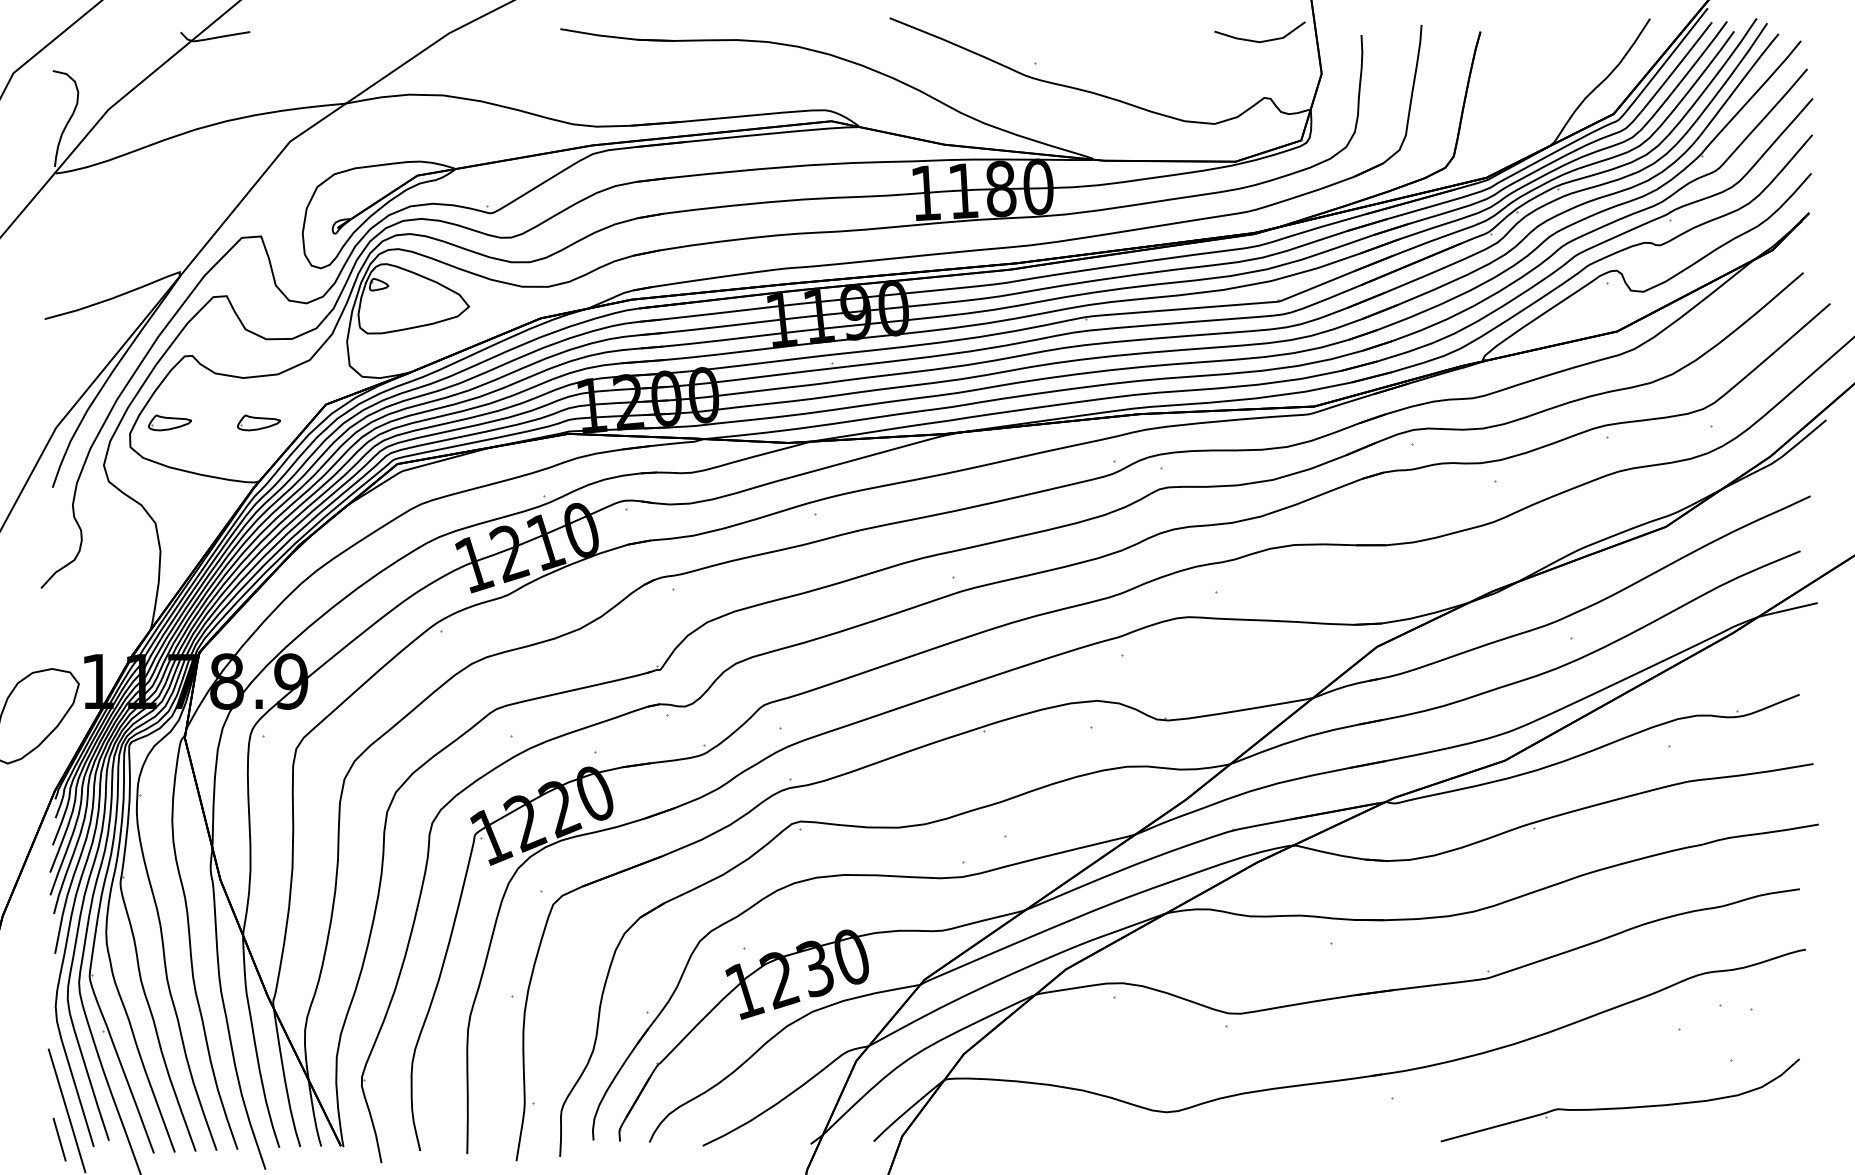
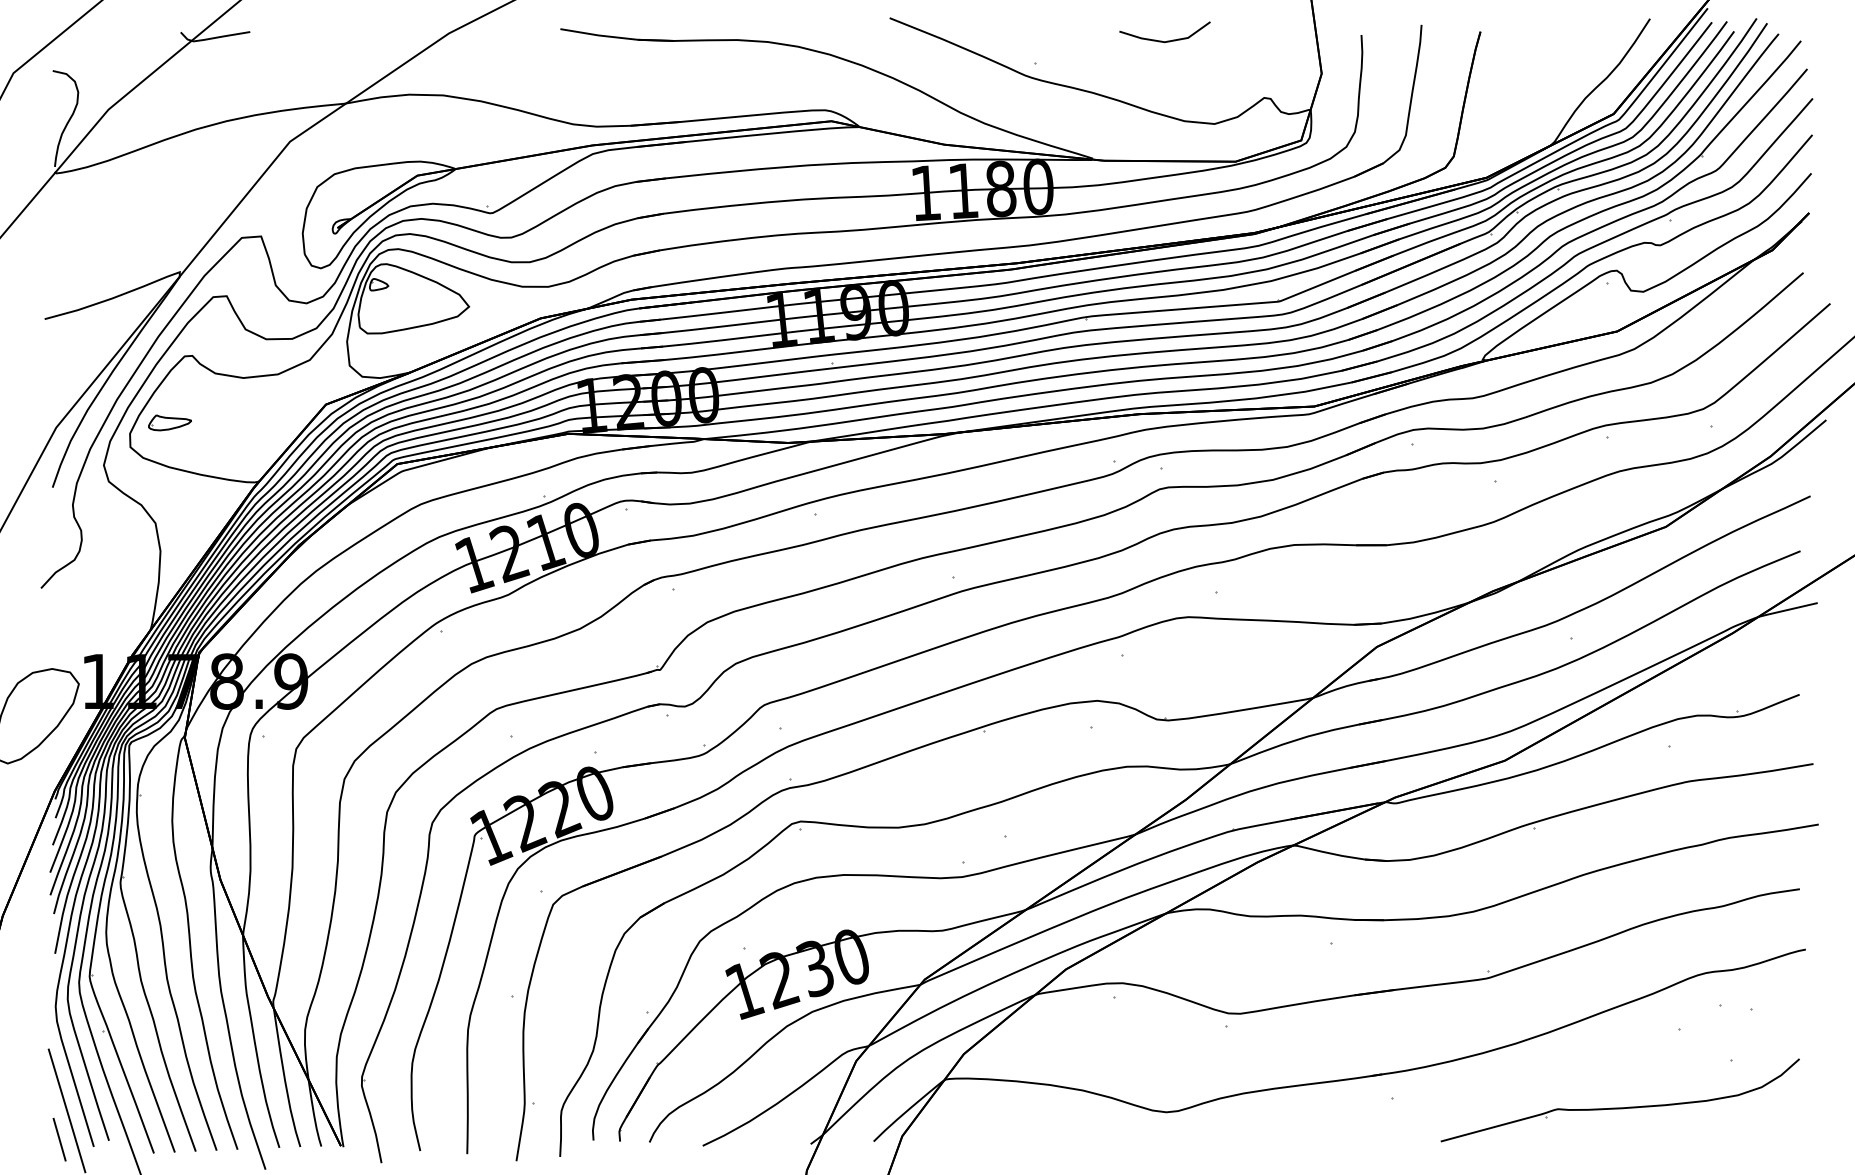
line position: (1256, 40) -> (1161, 40) (1161, 40)
part: present -> none (258, 422)
